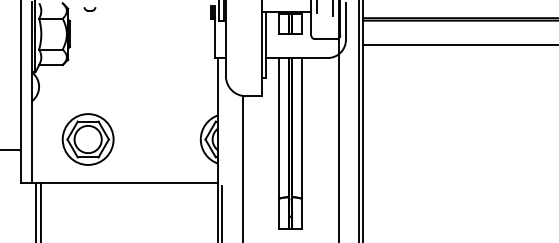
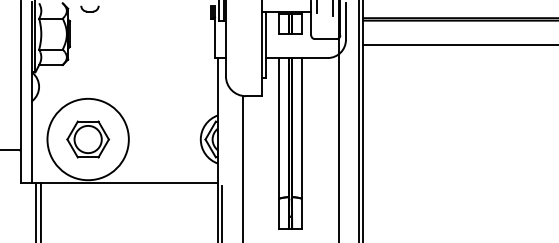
part size: 14x5 px -> 20x8 px (89, 8)
circle diameter: 51 px -> 81 px (87, 139)
